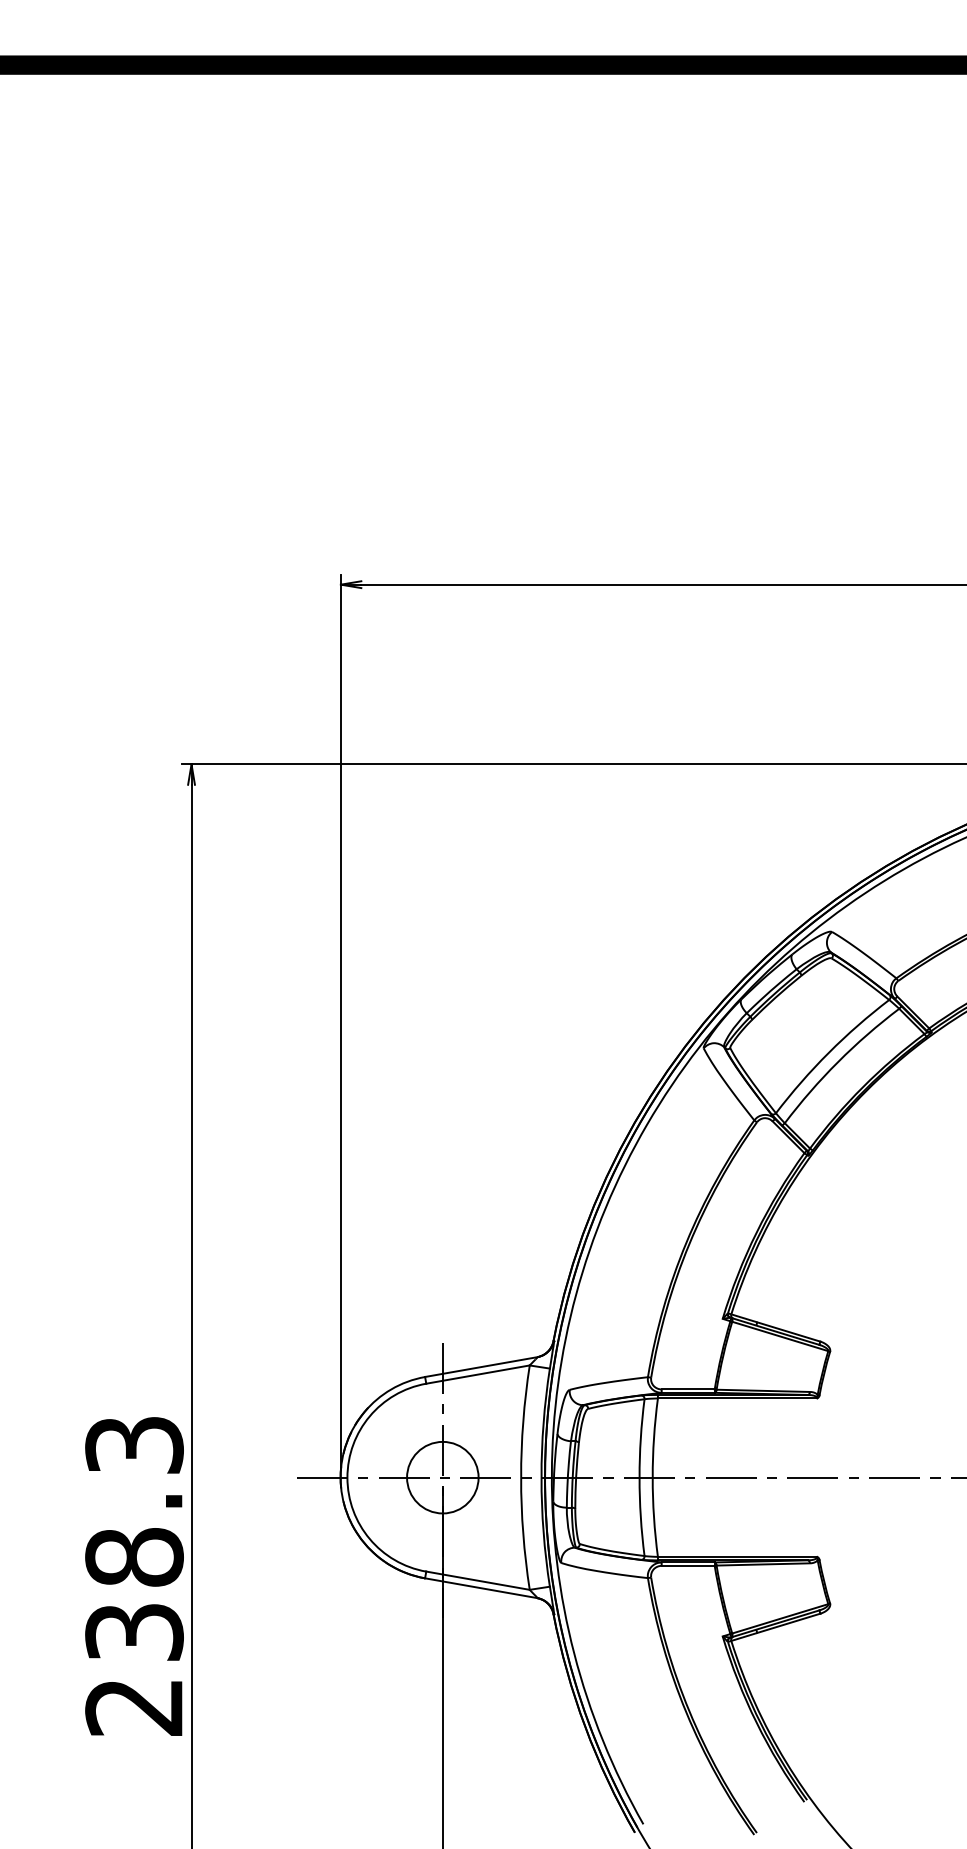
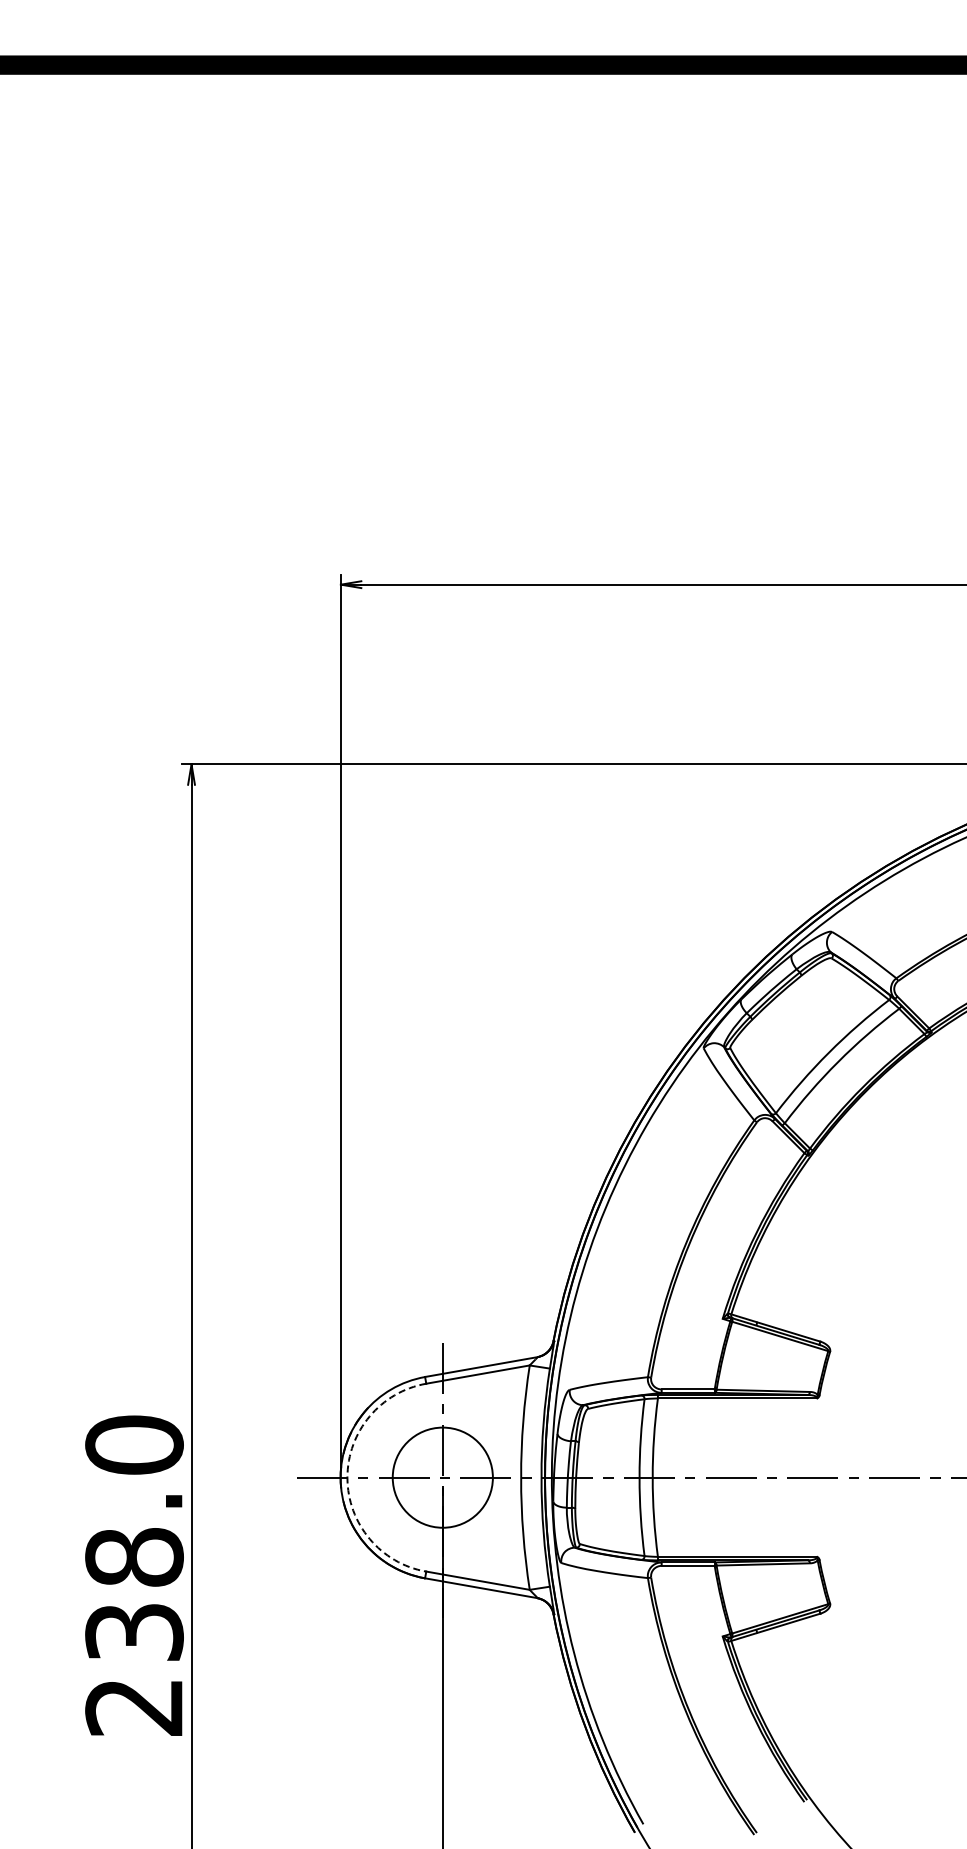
text: 238.3 -> 238.0 (134, 1444)
arc: solid -> dashed (347, 1477)
circle diameter: 72 px -> 100 px (442, 1477)
